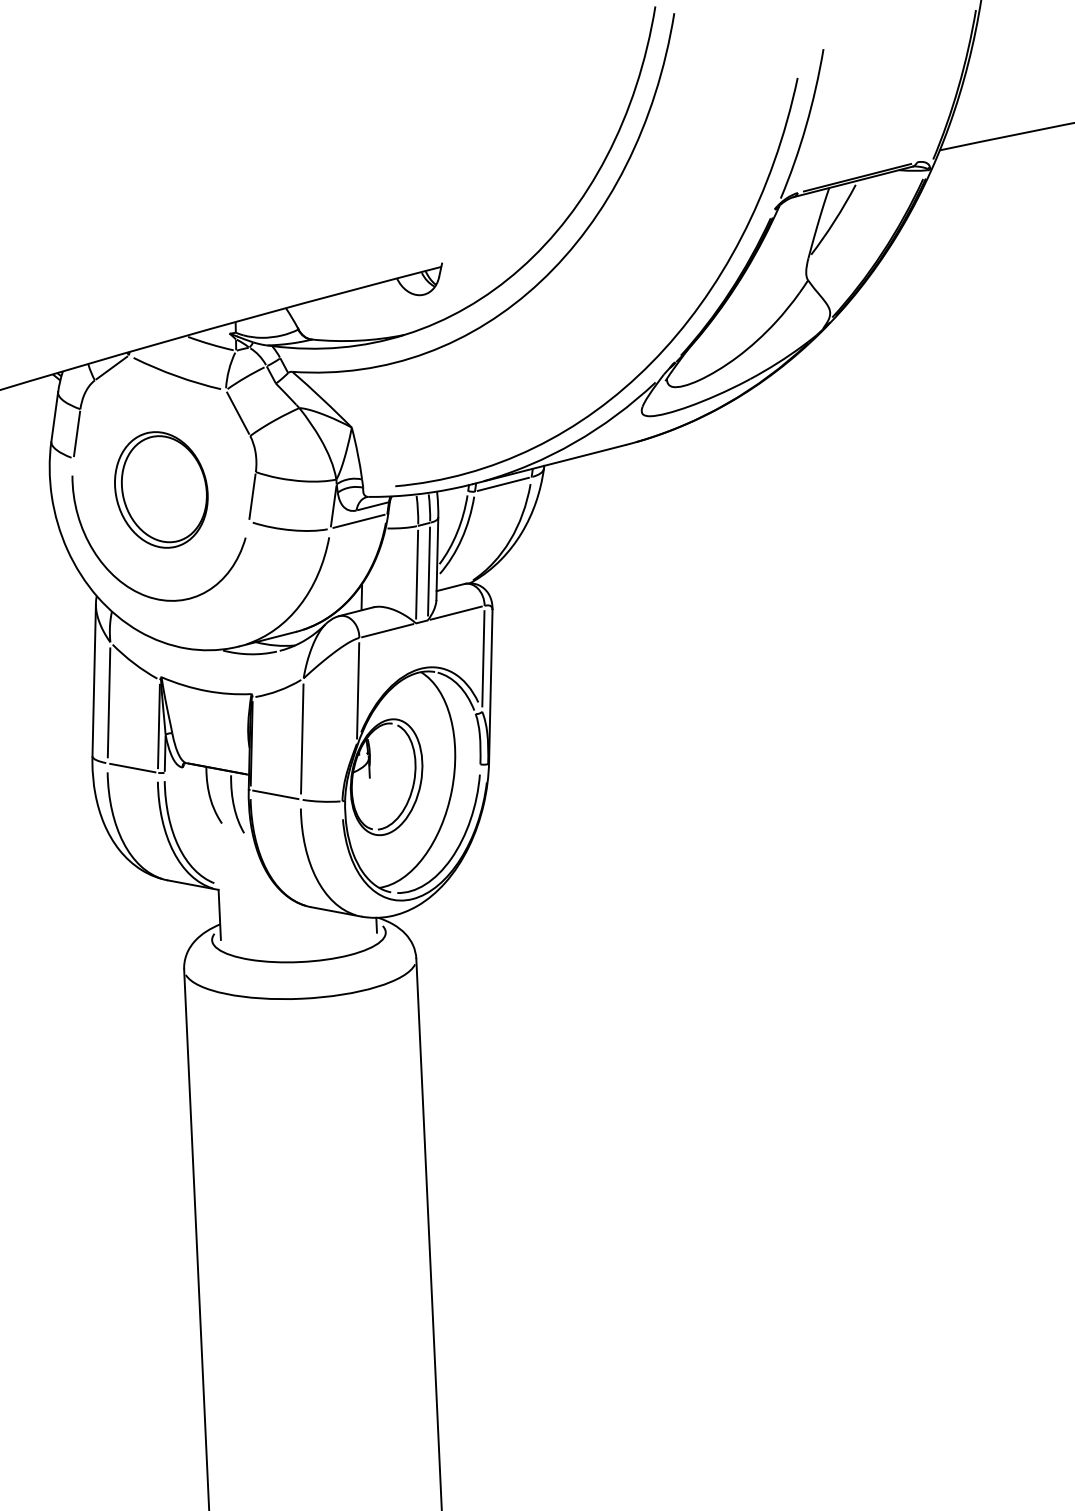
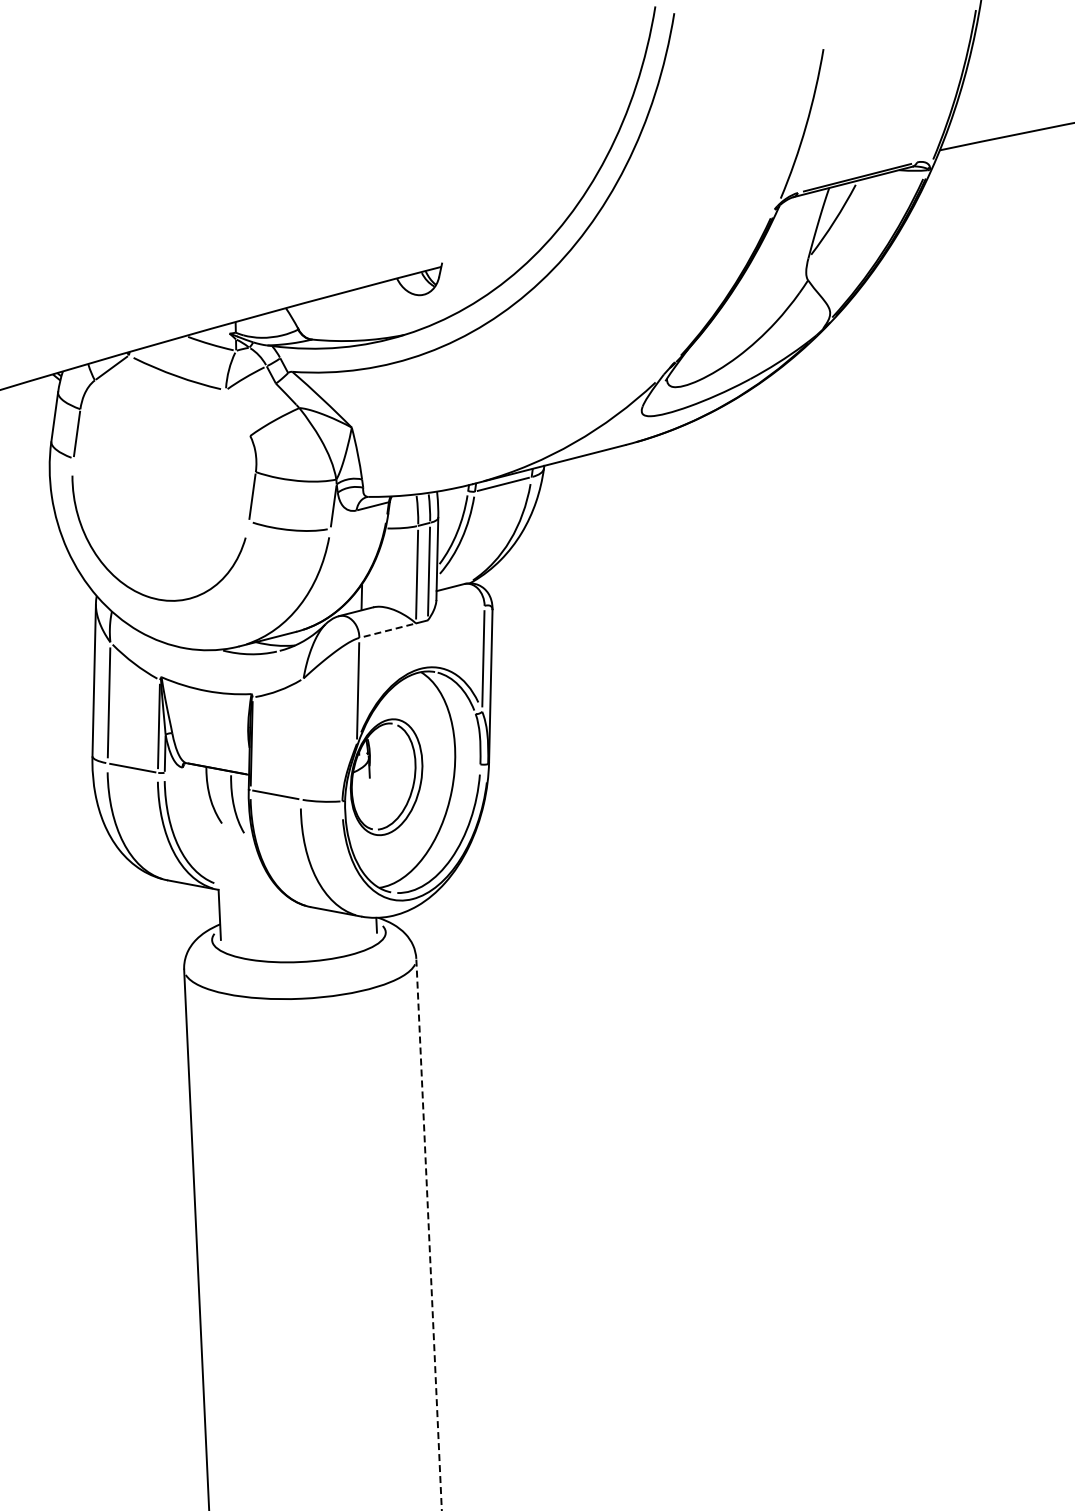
curve: present -> none (670, 340)
line: present -> none (238, 412)
part: present -> none (161, 489)
line: present -> none (358, 520)
line: present -> none (455, 612)
line: solid -> dashed (387, 630)
line: present -> none (302, 738)
line: solid -> dashed (429, 1234)
